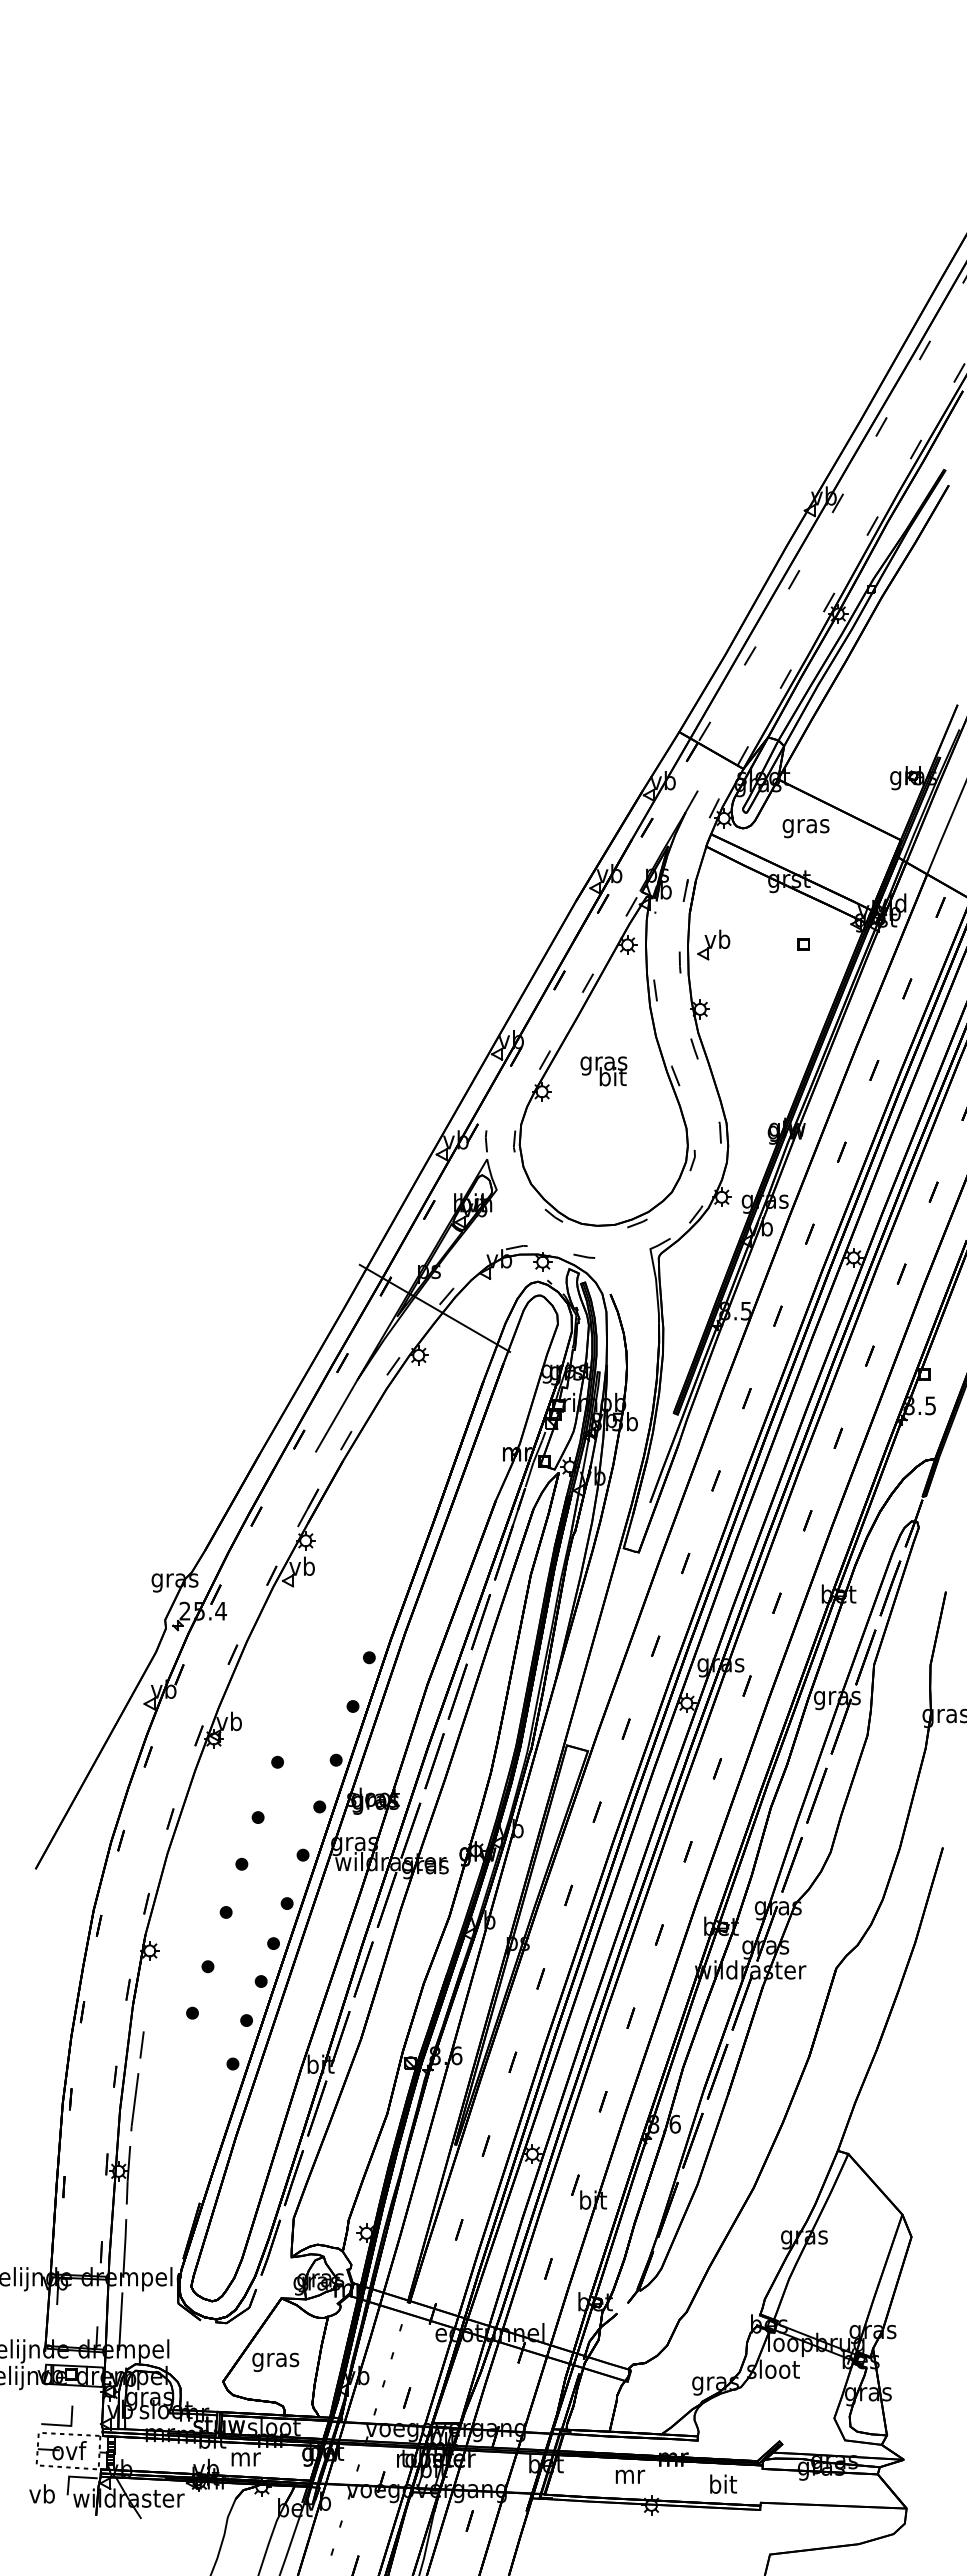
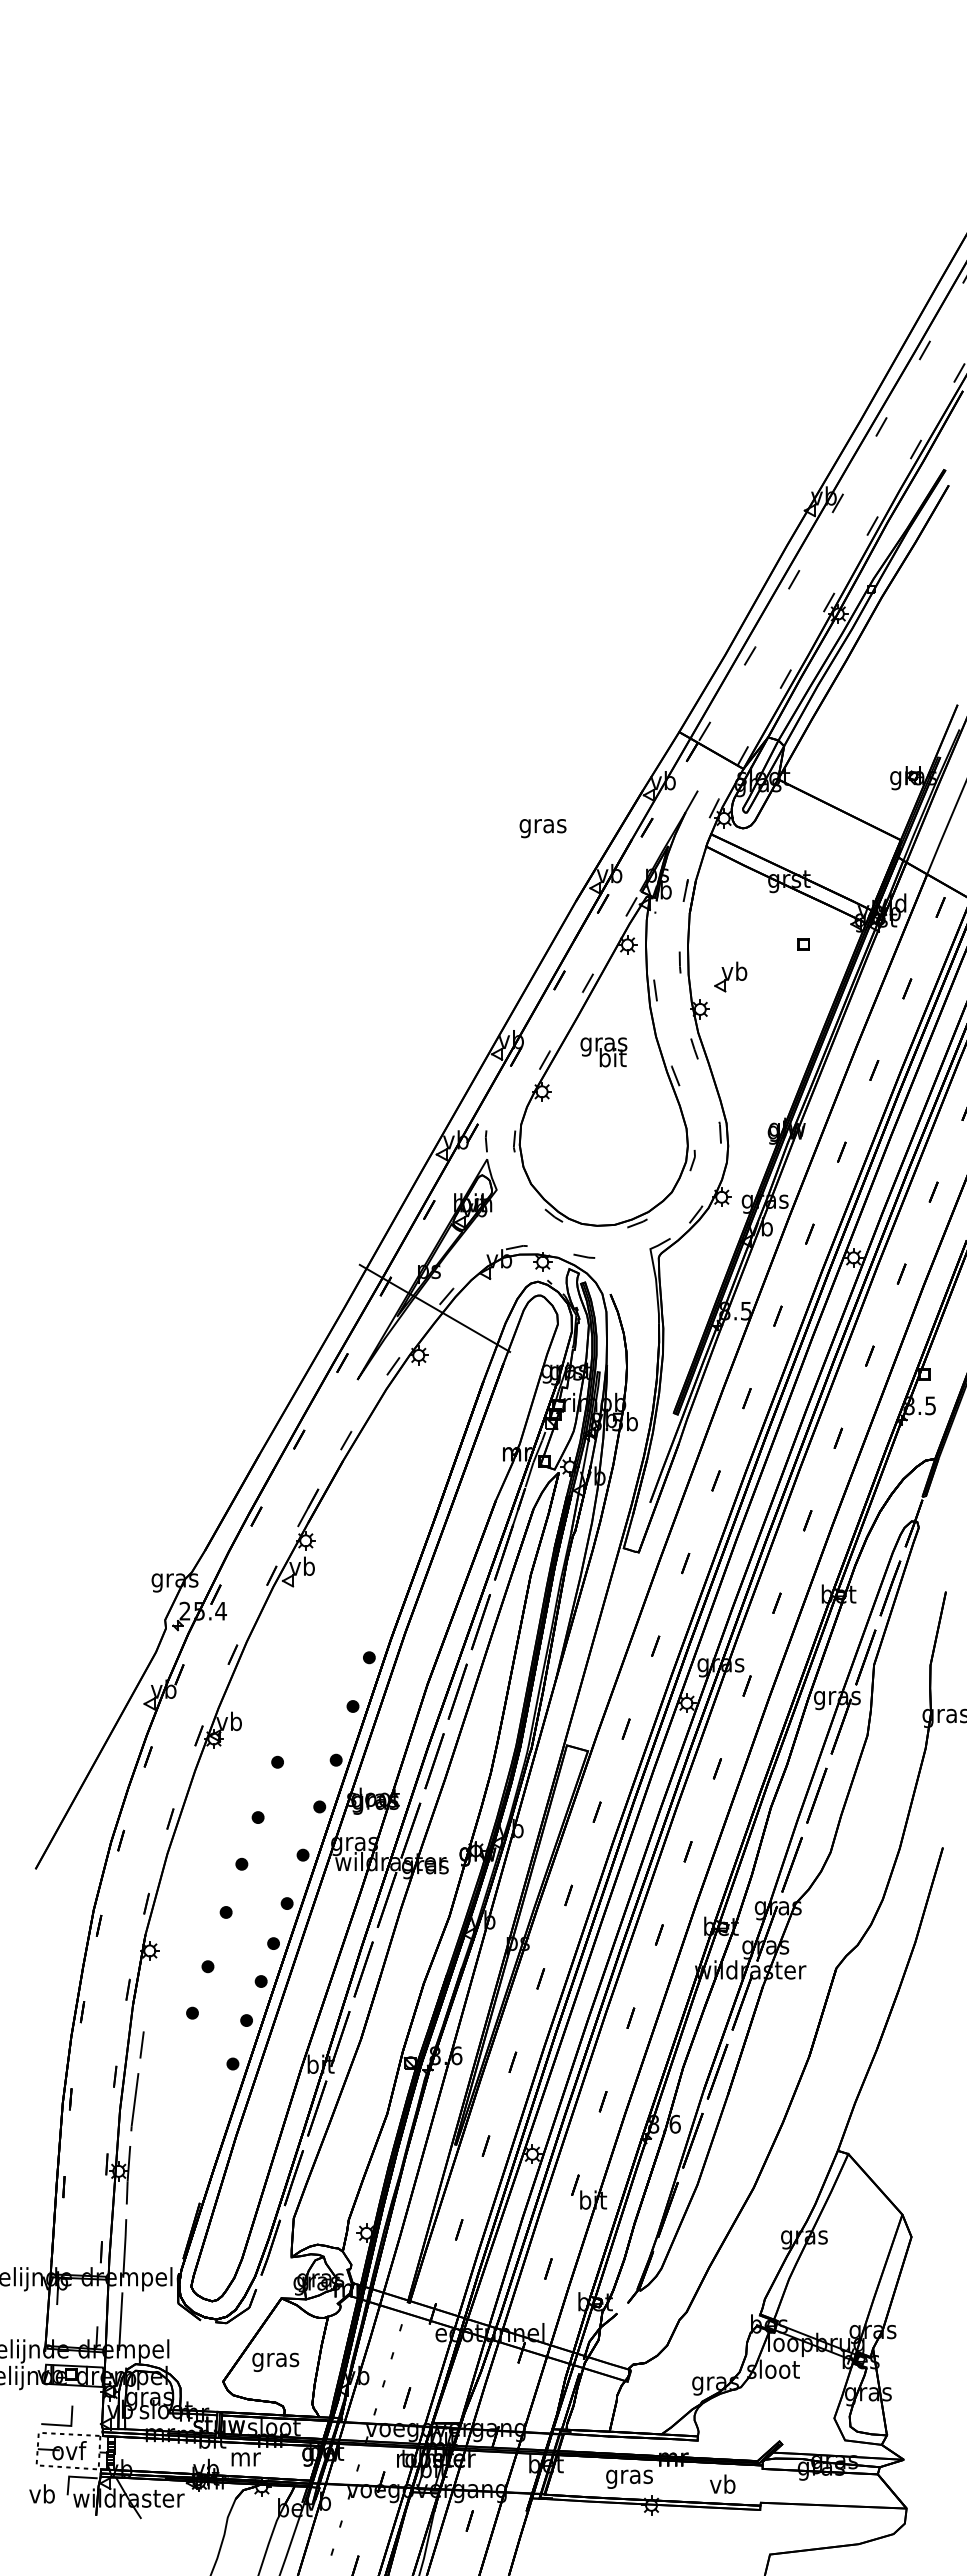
text position: (805, 828) -> (542, 828) (542, 828)
part position: (713, 944) -> (730, 976) (730, 976)
text position: (603, 1071) -> (603, 1052) (603, 1052)
line: present -> none (336, 1415)
text: mr -> gras (629, 2478)
text: bit -> vb (723, 2483)
